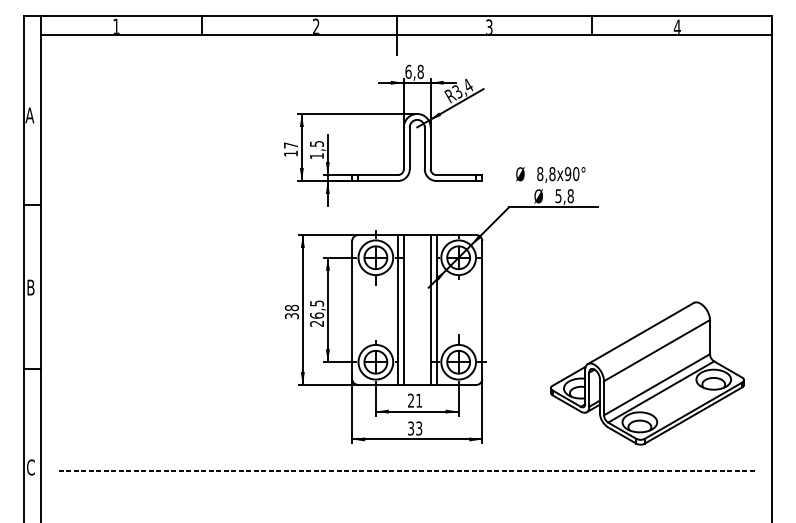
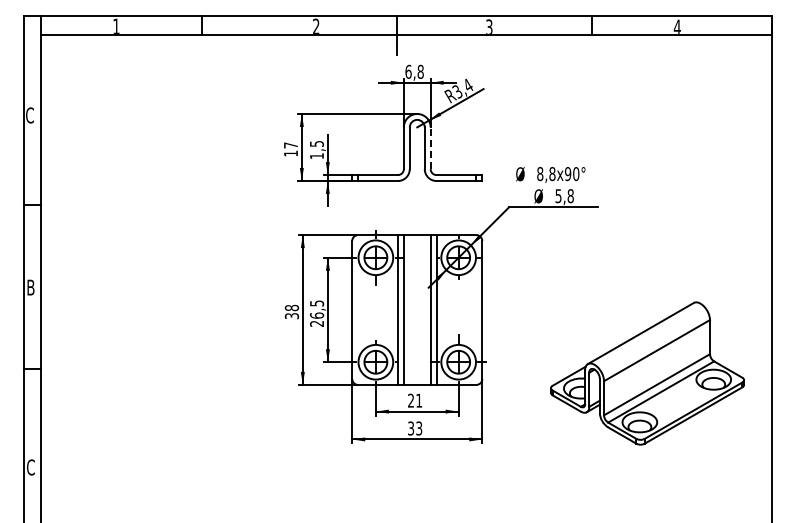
text: A -> C (29, 115)
line: solid -> dashed (430, 148)
line: present -> none (406, 470)
